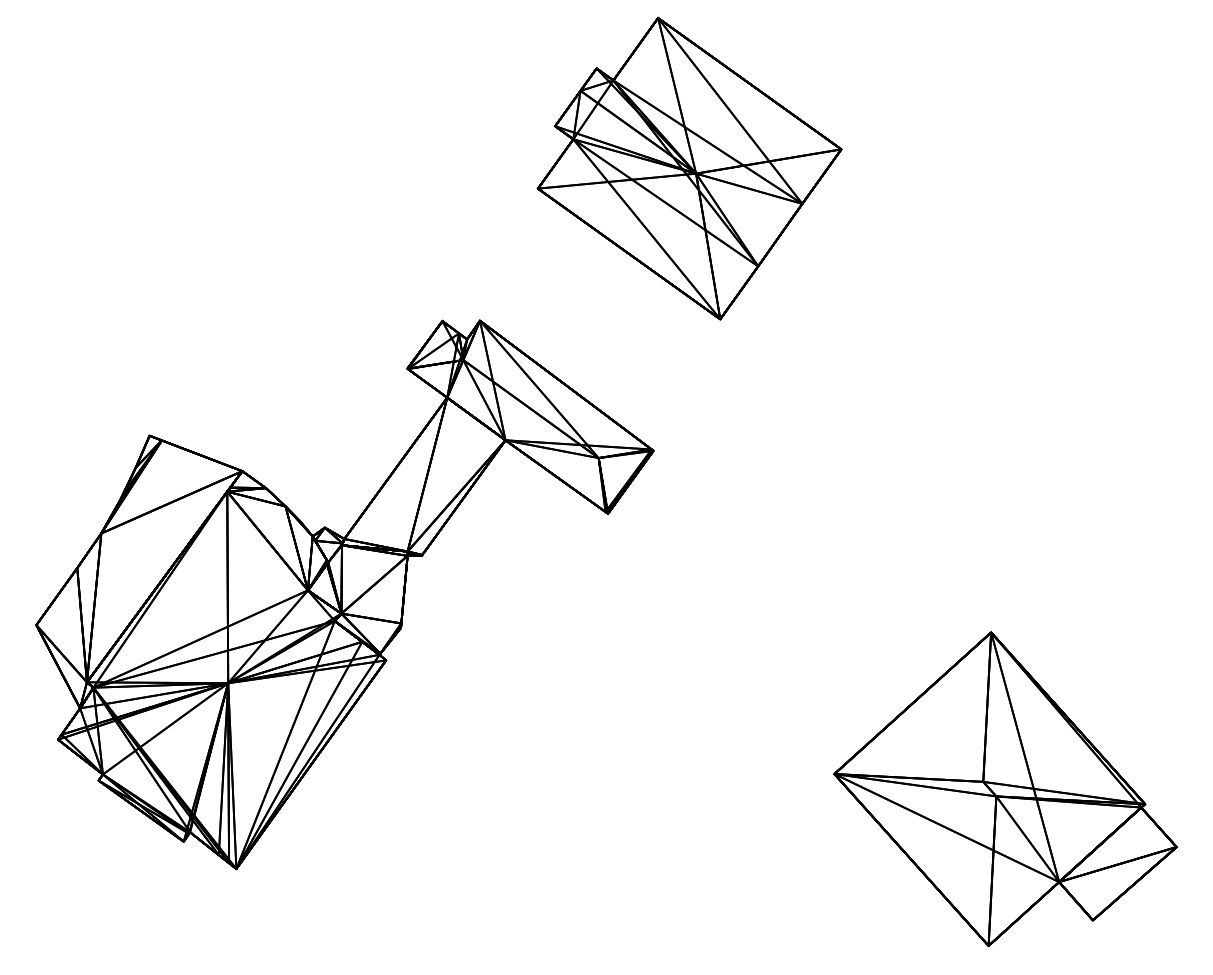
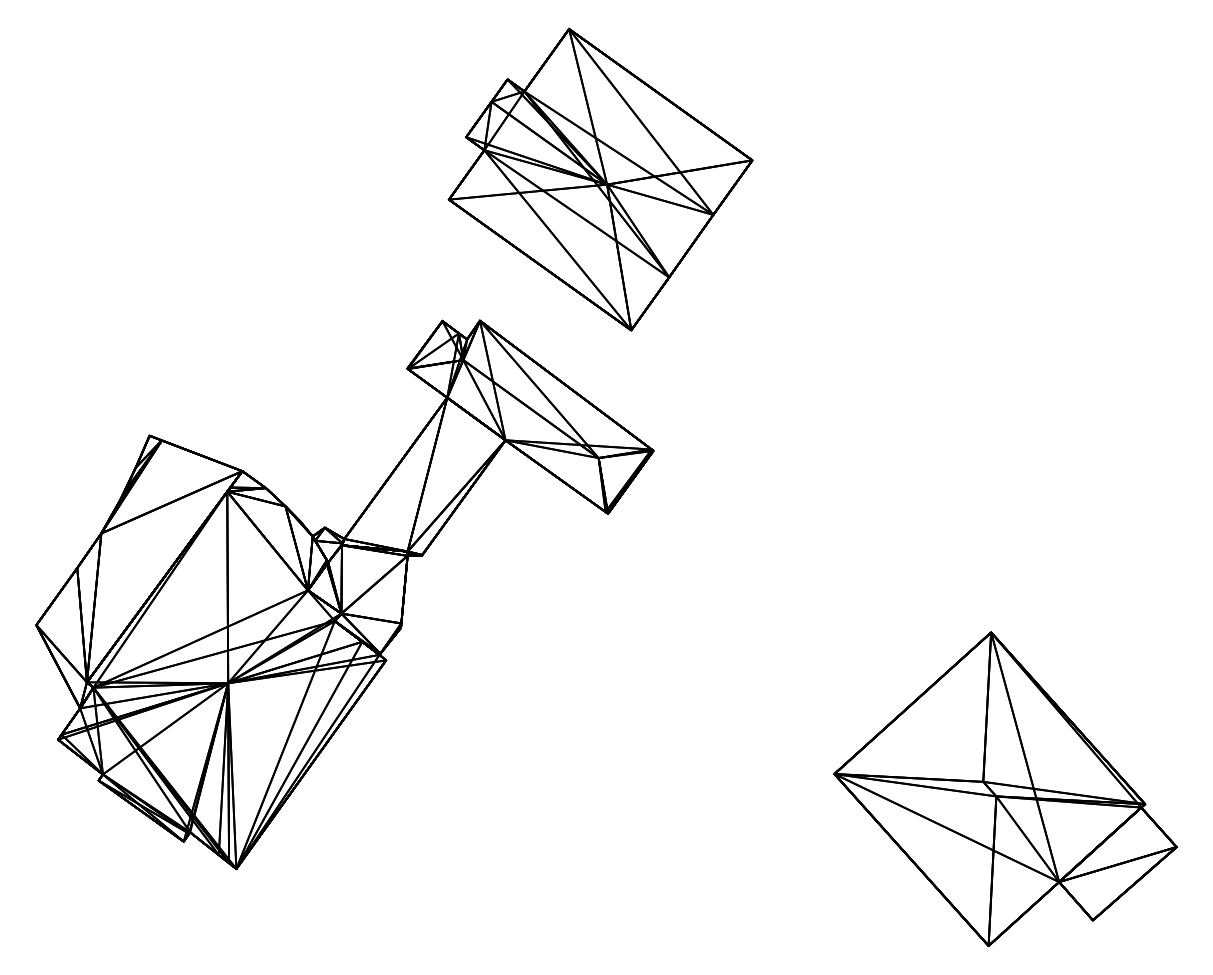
part position: (689, 168) -> (600, 179) (600, 179)
